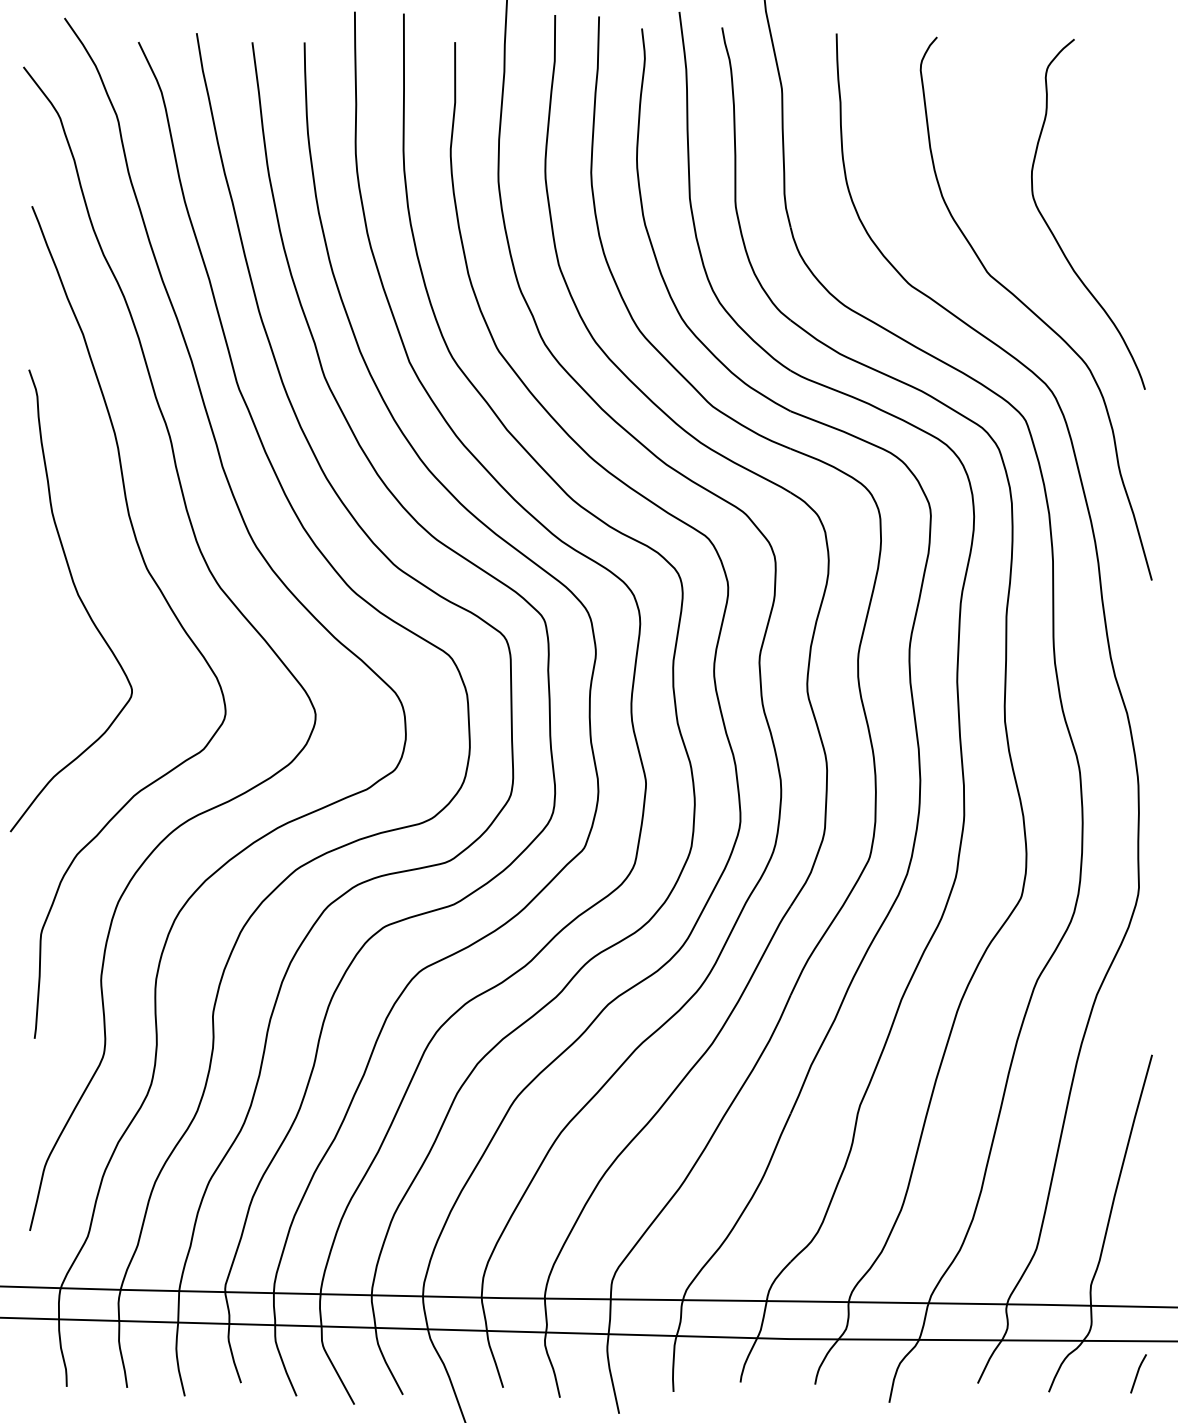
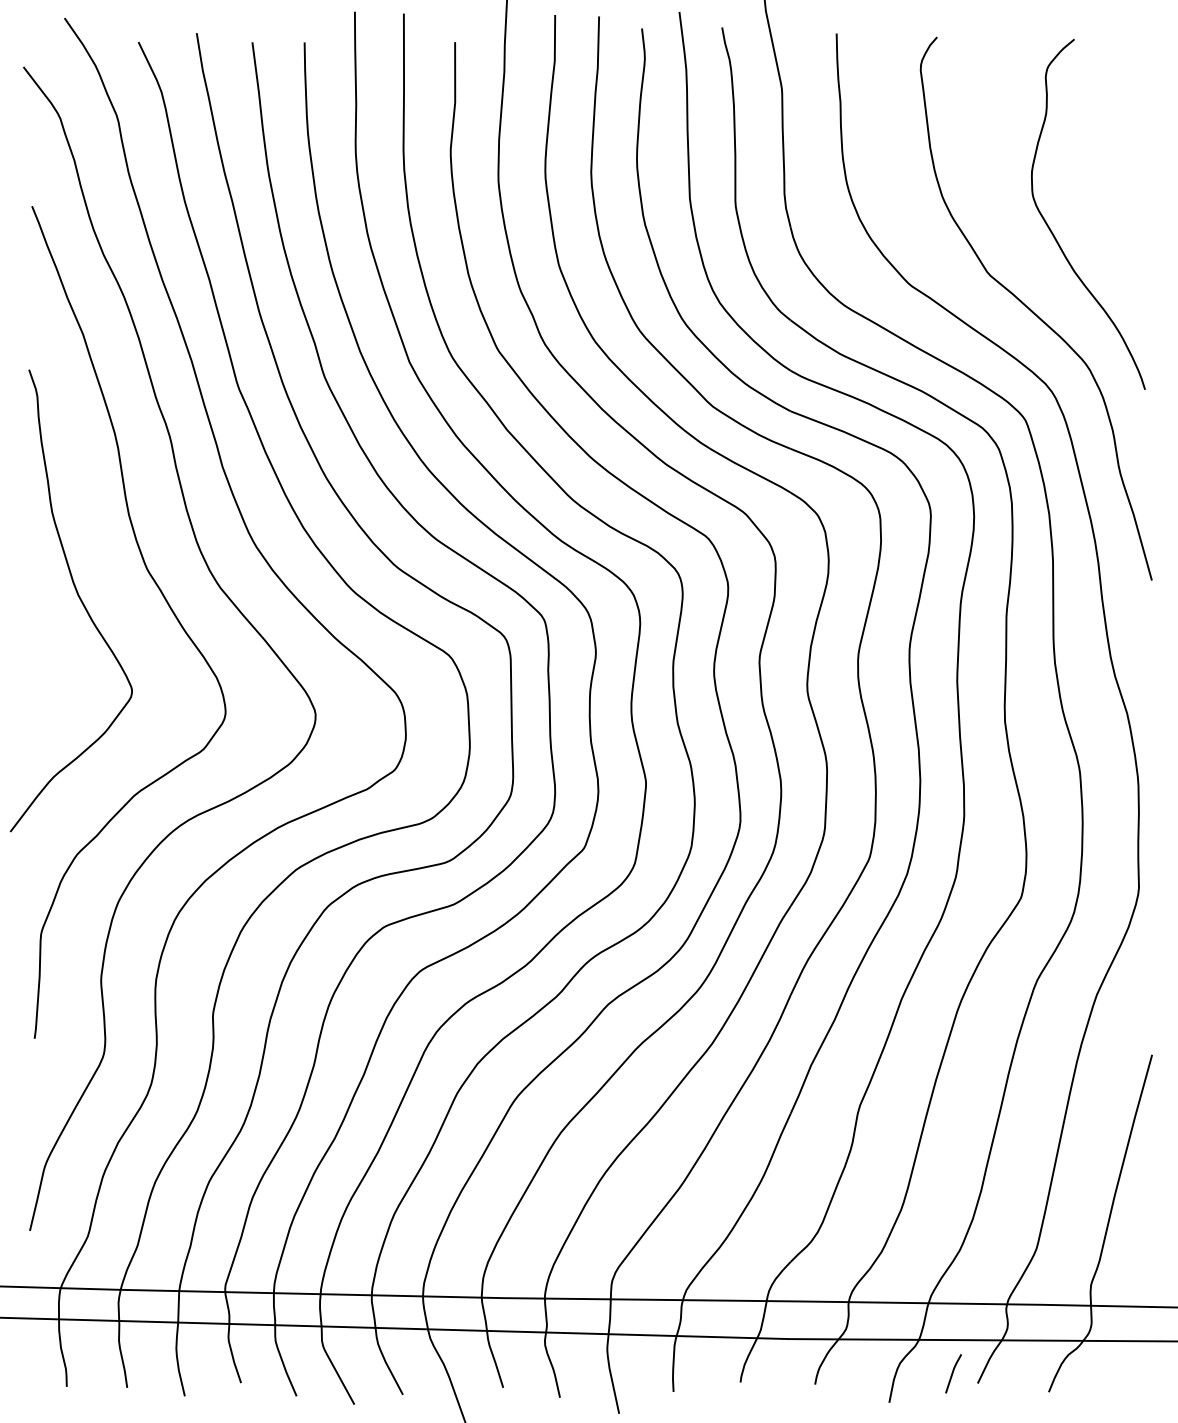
line position: (1138, 1373) -> (953, 1373) (953, 1373)
